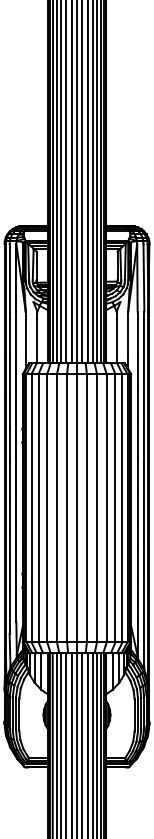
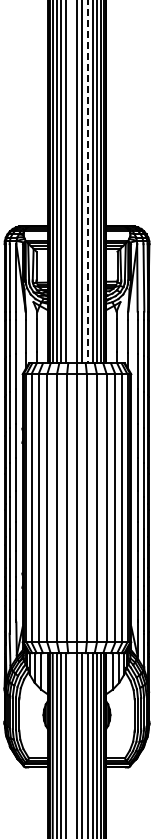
line: present -> none (71, 182)
line: solid -> dashed (87, 182)
line: present -> none (71, 744)
